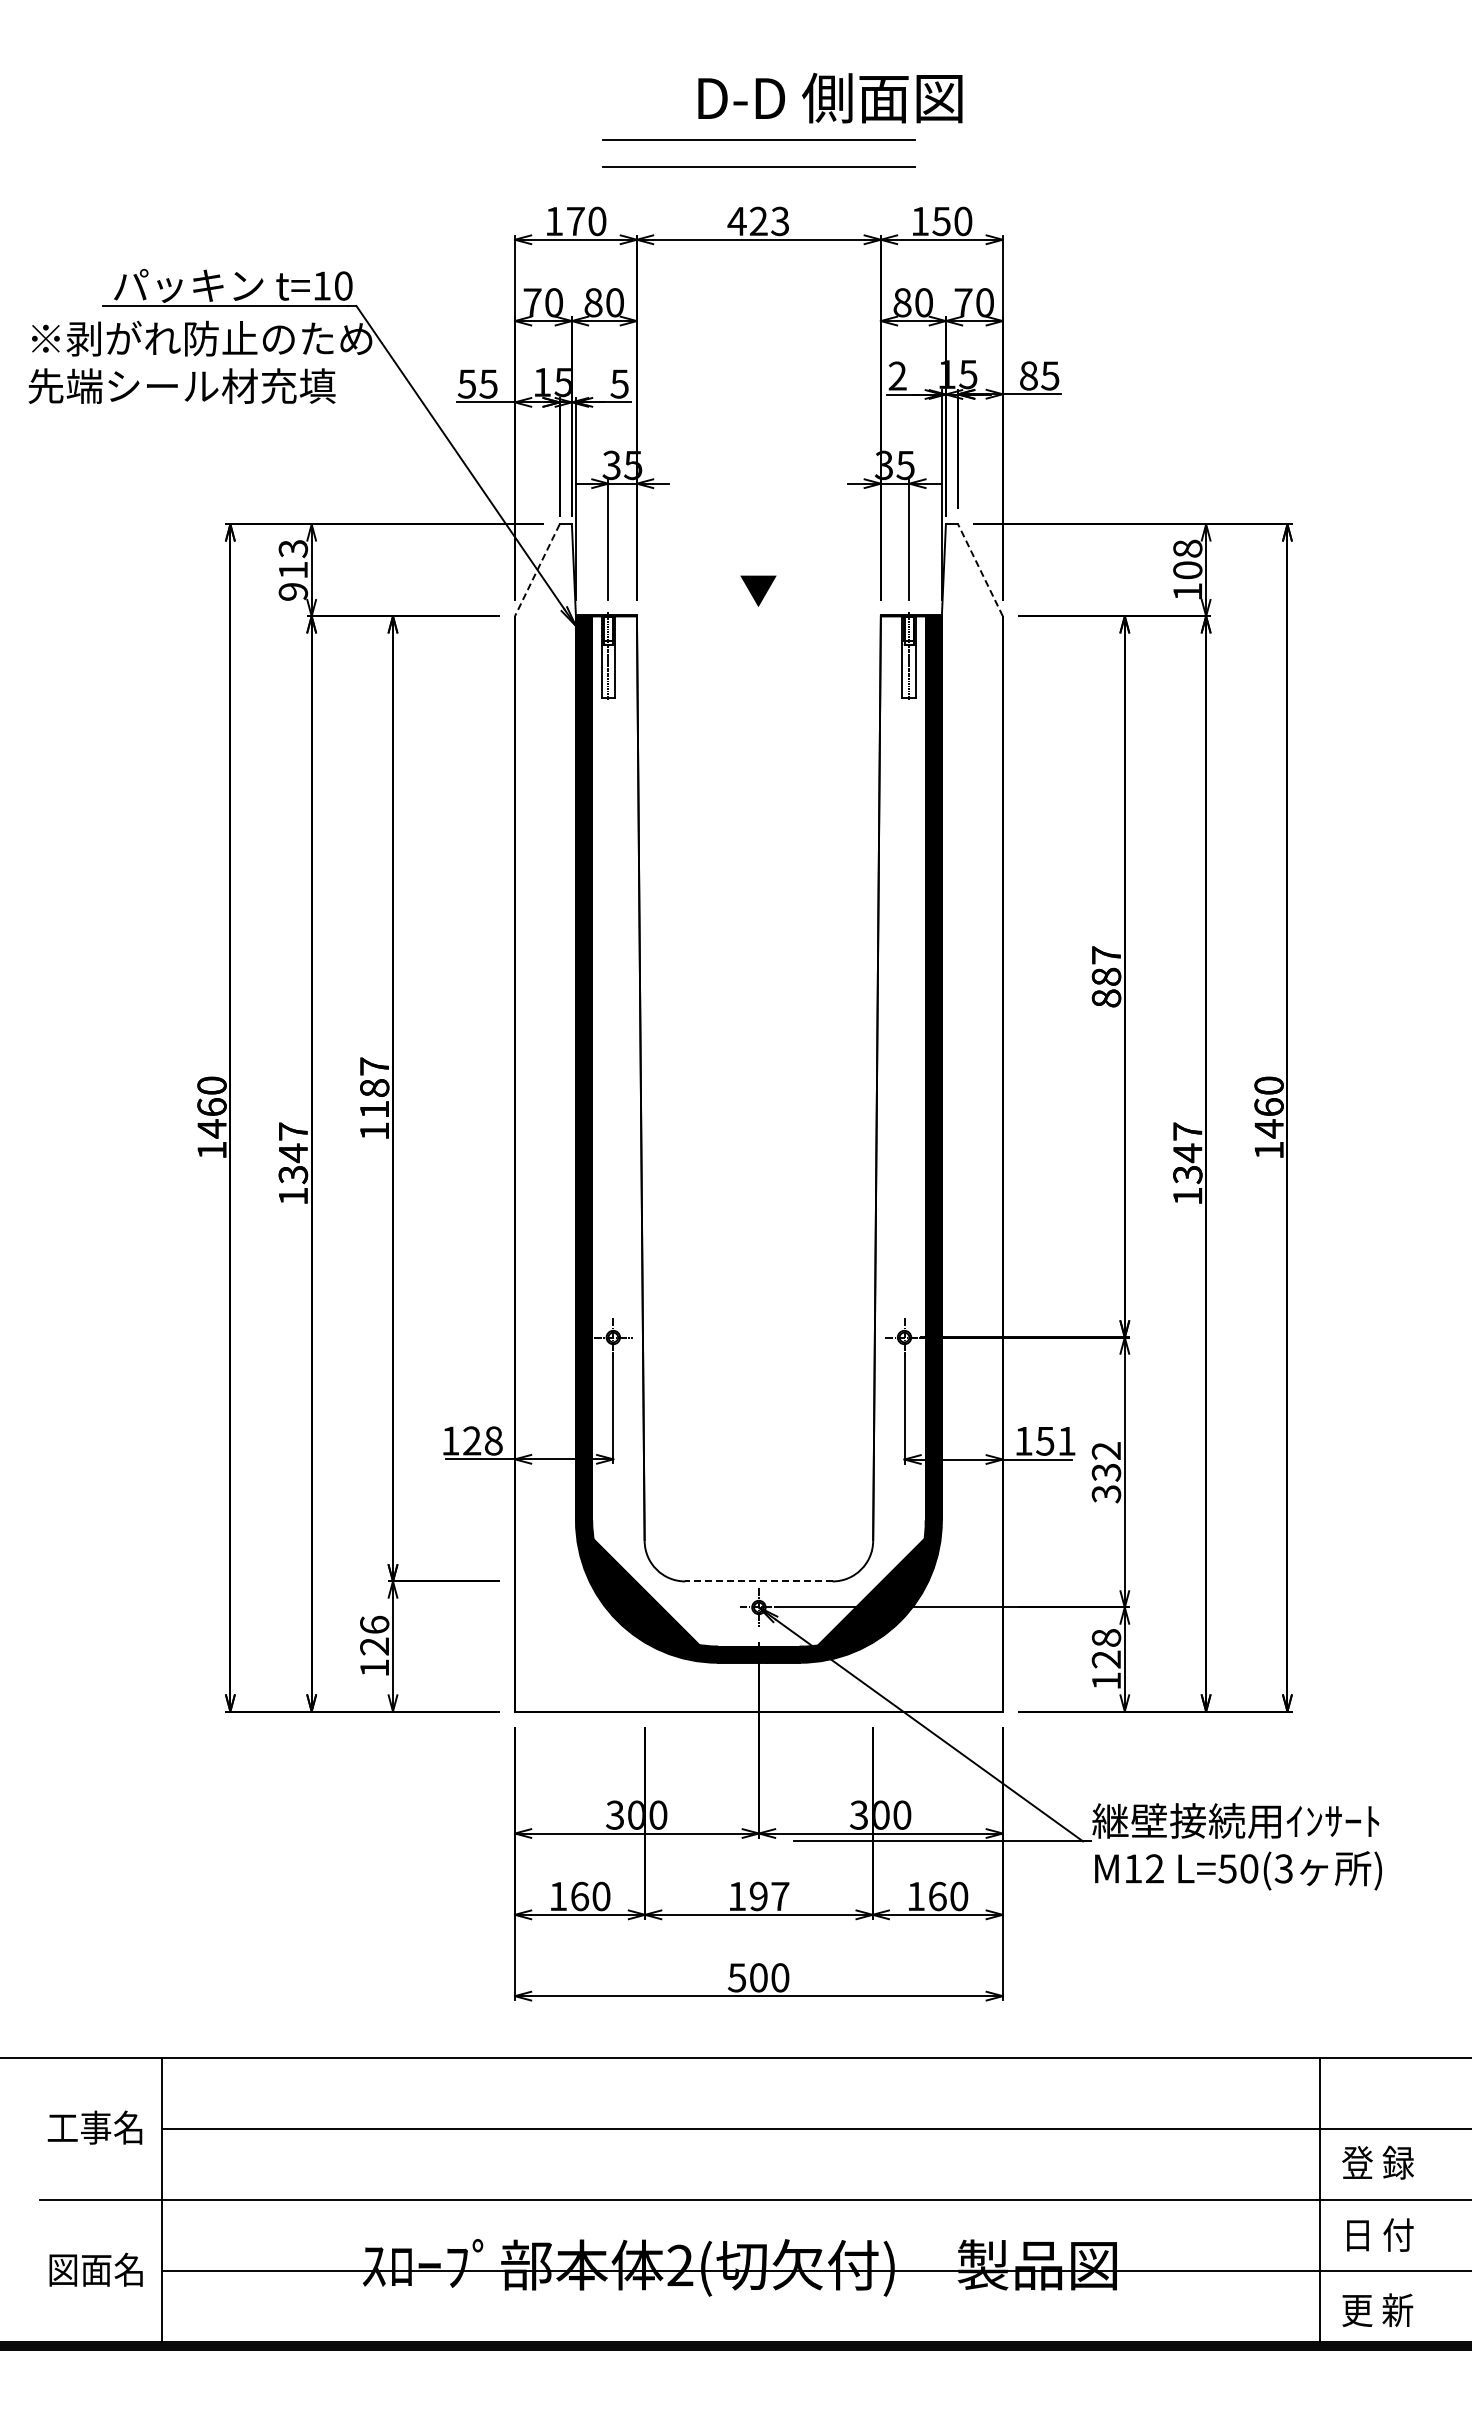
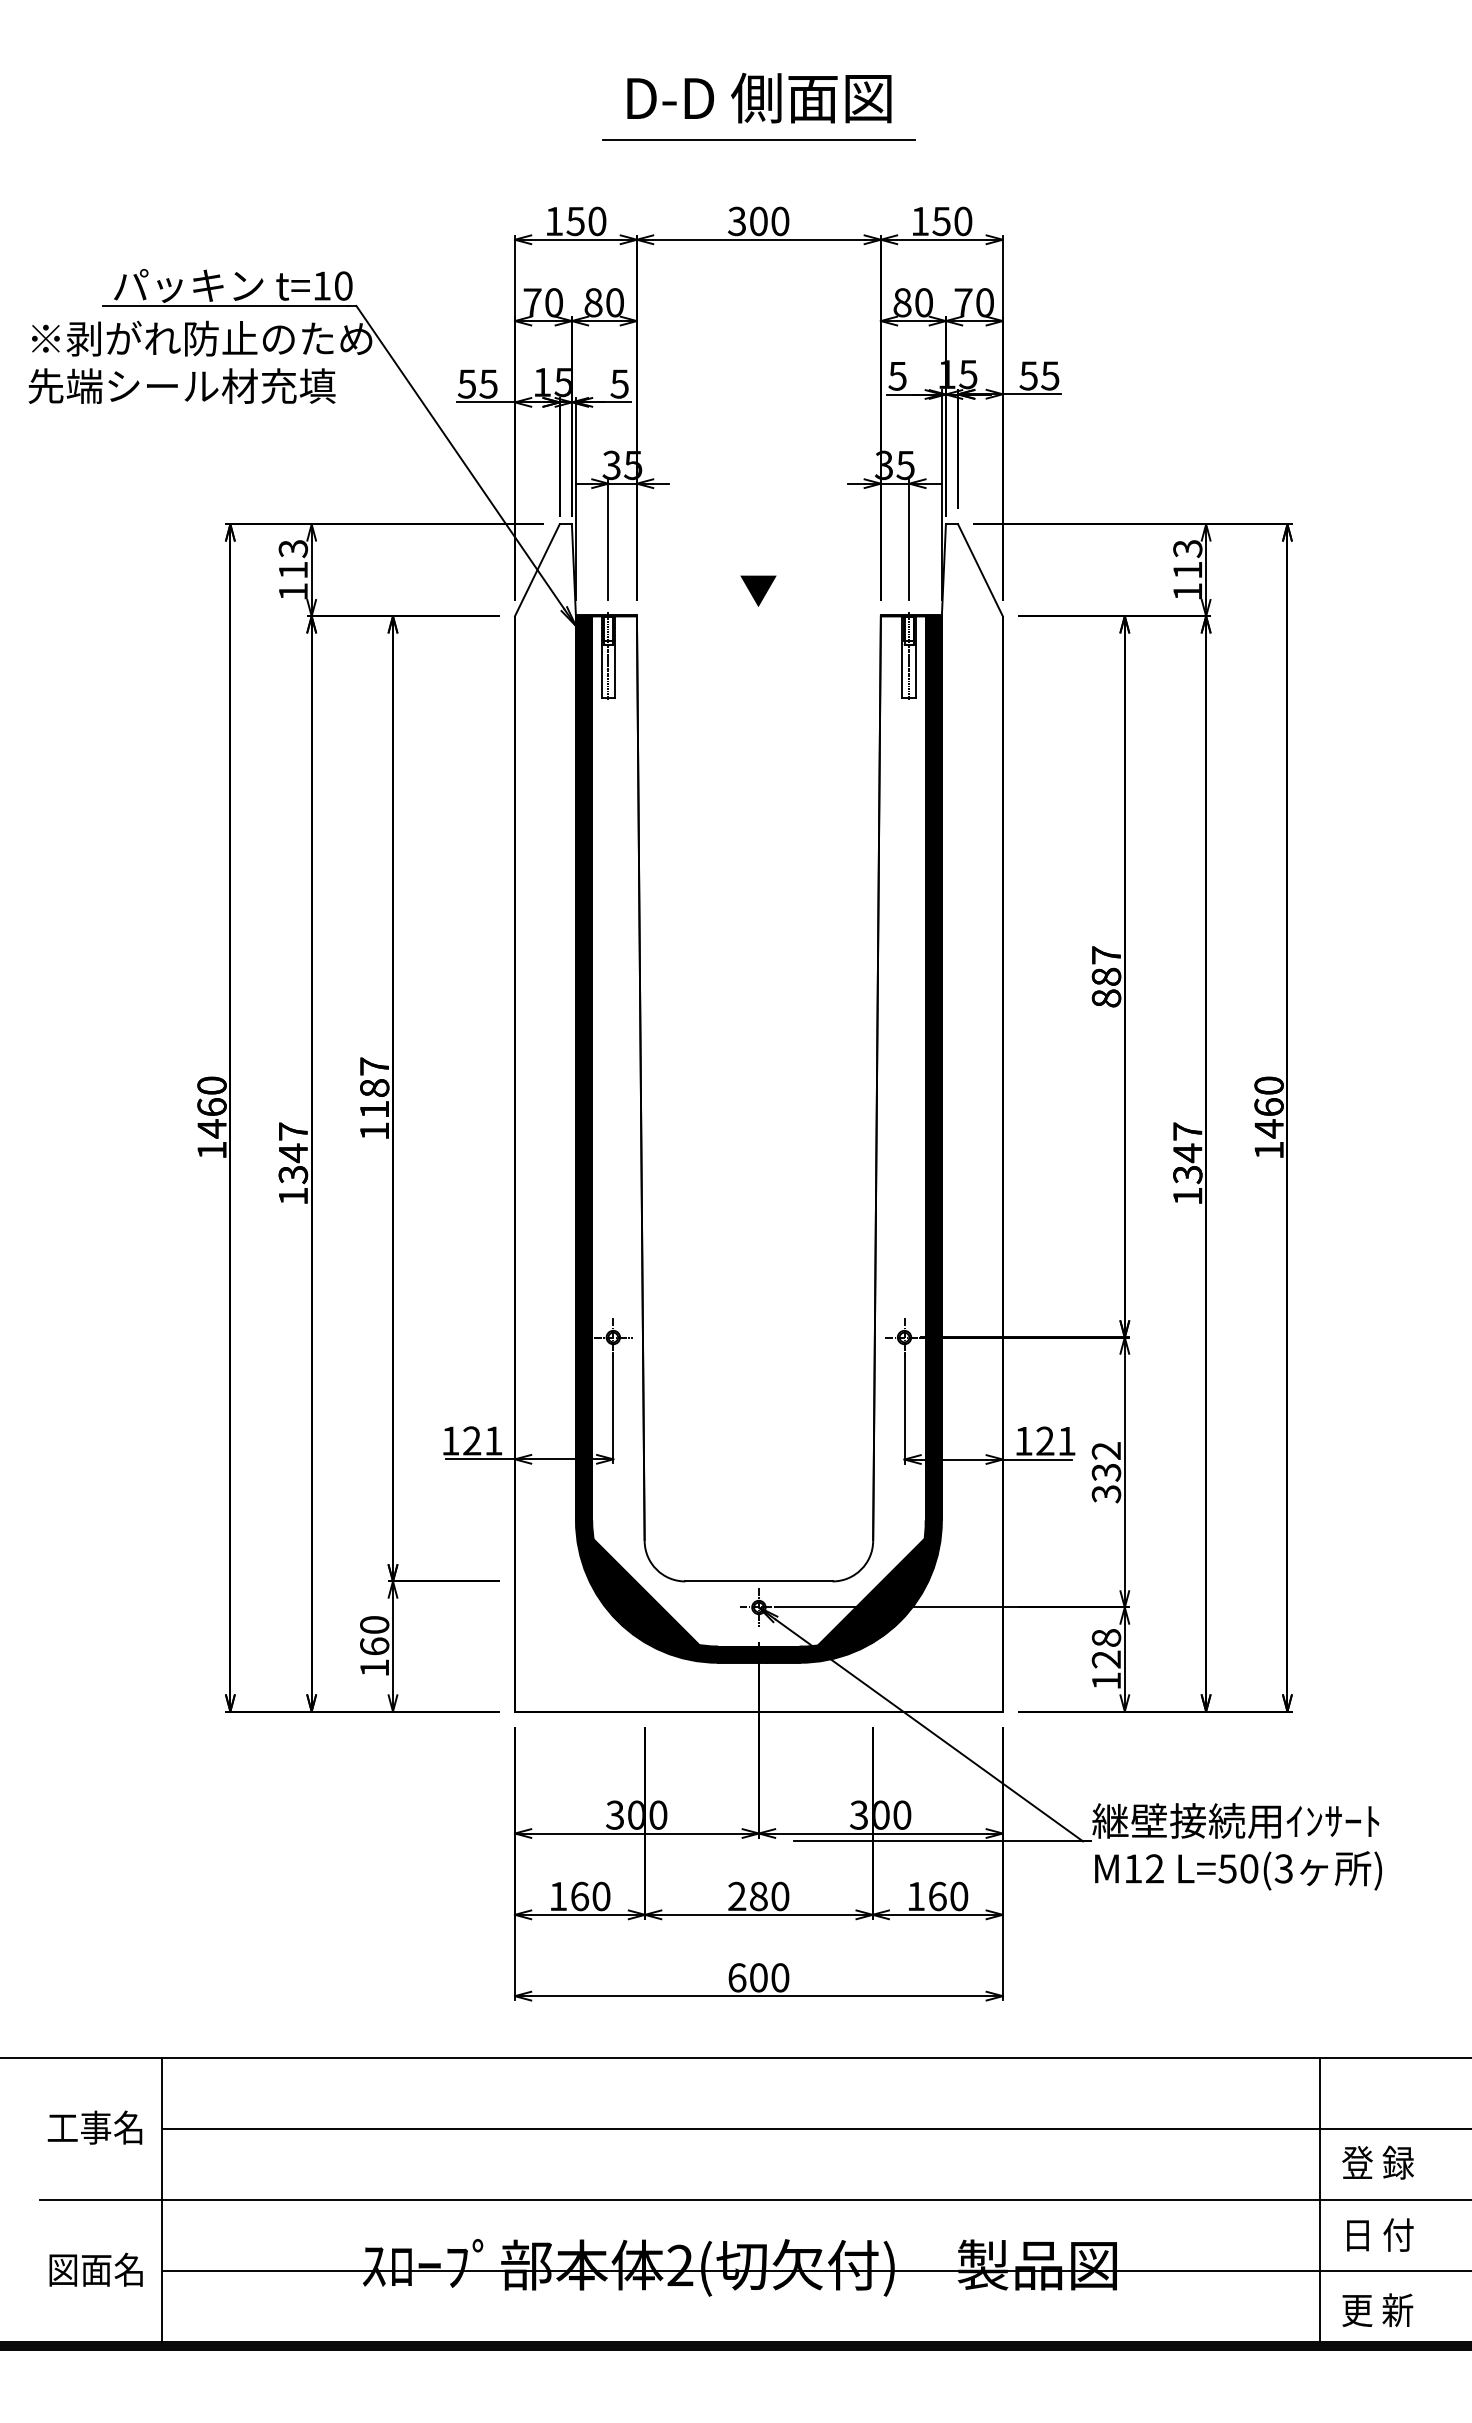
text position: (830, 98) -> (759, 98) (759, 98)
line: present -> none (758, 166)
text: 170 -> 150 (575, 221)
text: 423 -> 300 (758, 221)
text: 2 -> 5 (897, 375)
text: 85 -> 55 (1028, 375)
text: 108 -> 113 (1187, 559)
line: dashed -> solid (980, 569)
line: dashed -> solid (537, 570)
text: 913 -> 113 (293, 591)
text: 128 -> 121 (493, 1440)
text: 151 -> 121 (1045, 1440)
line: dashed -> solid (758, 1581)
text: 126 -> 160 (374, 1635)
text: 197 -> 280 (758, 1896)
text: 500 -> 600 (736, 1977)
